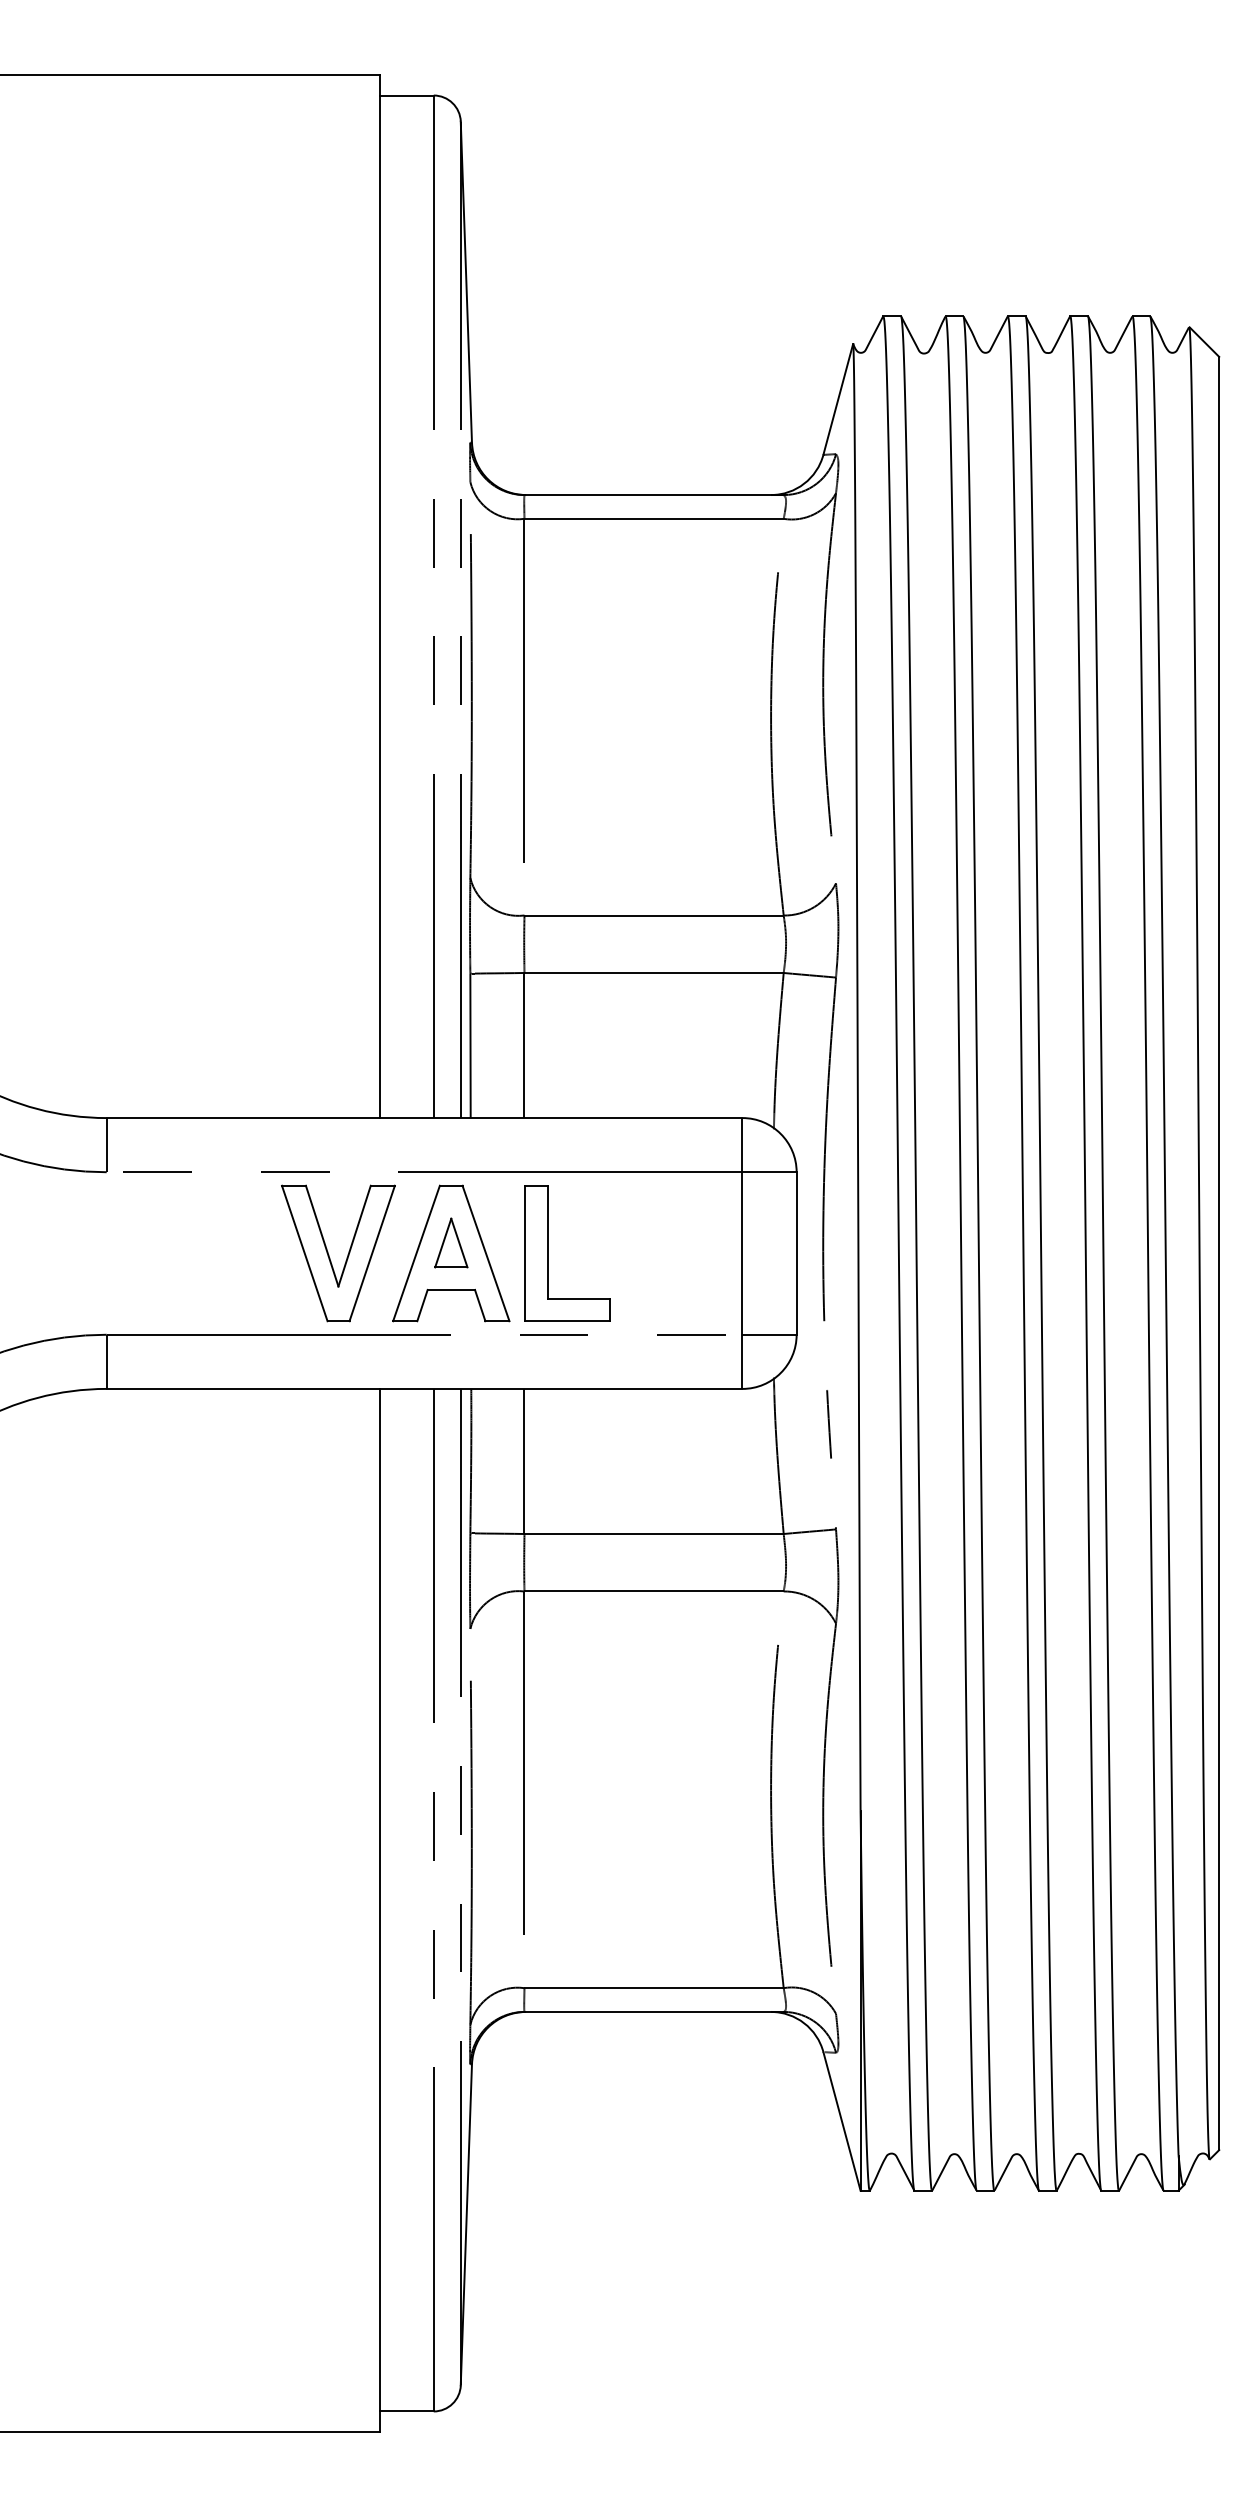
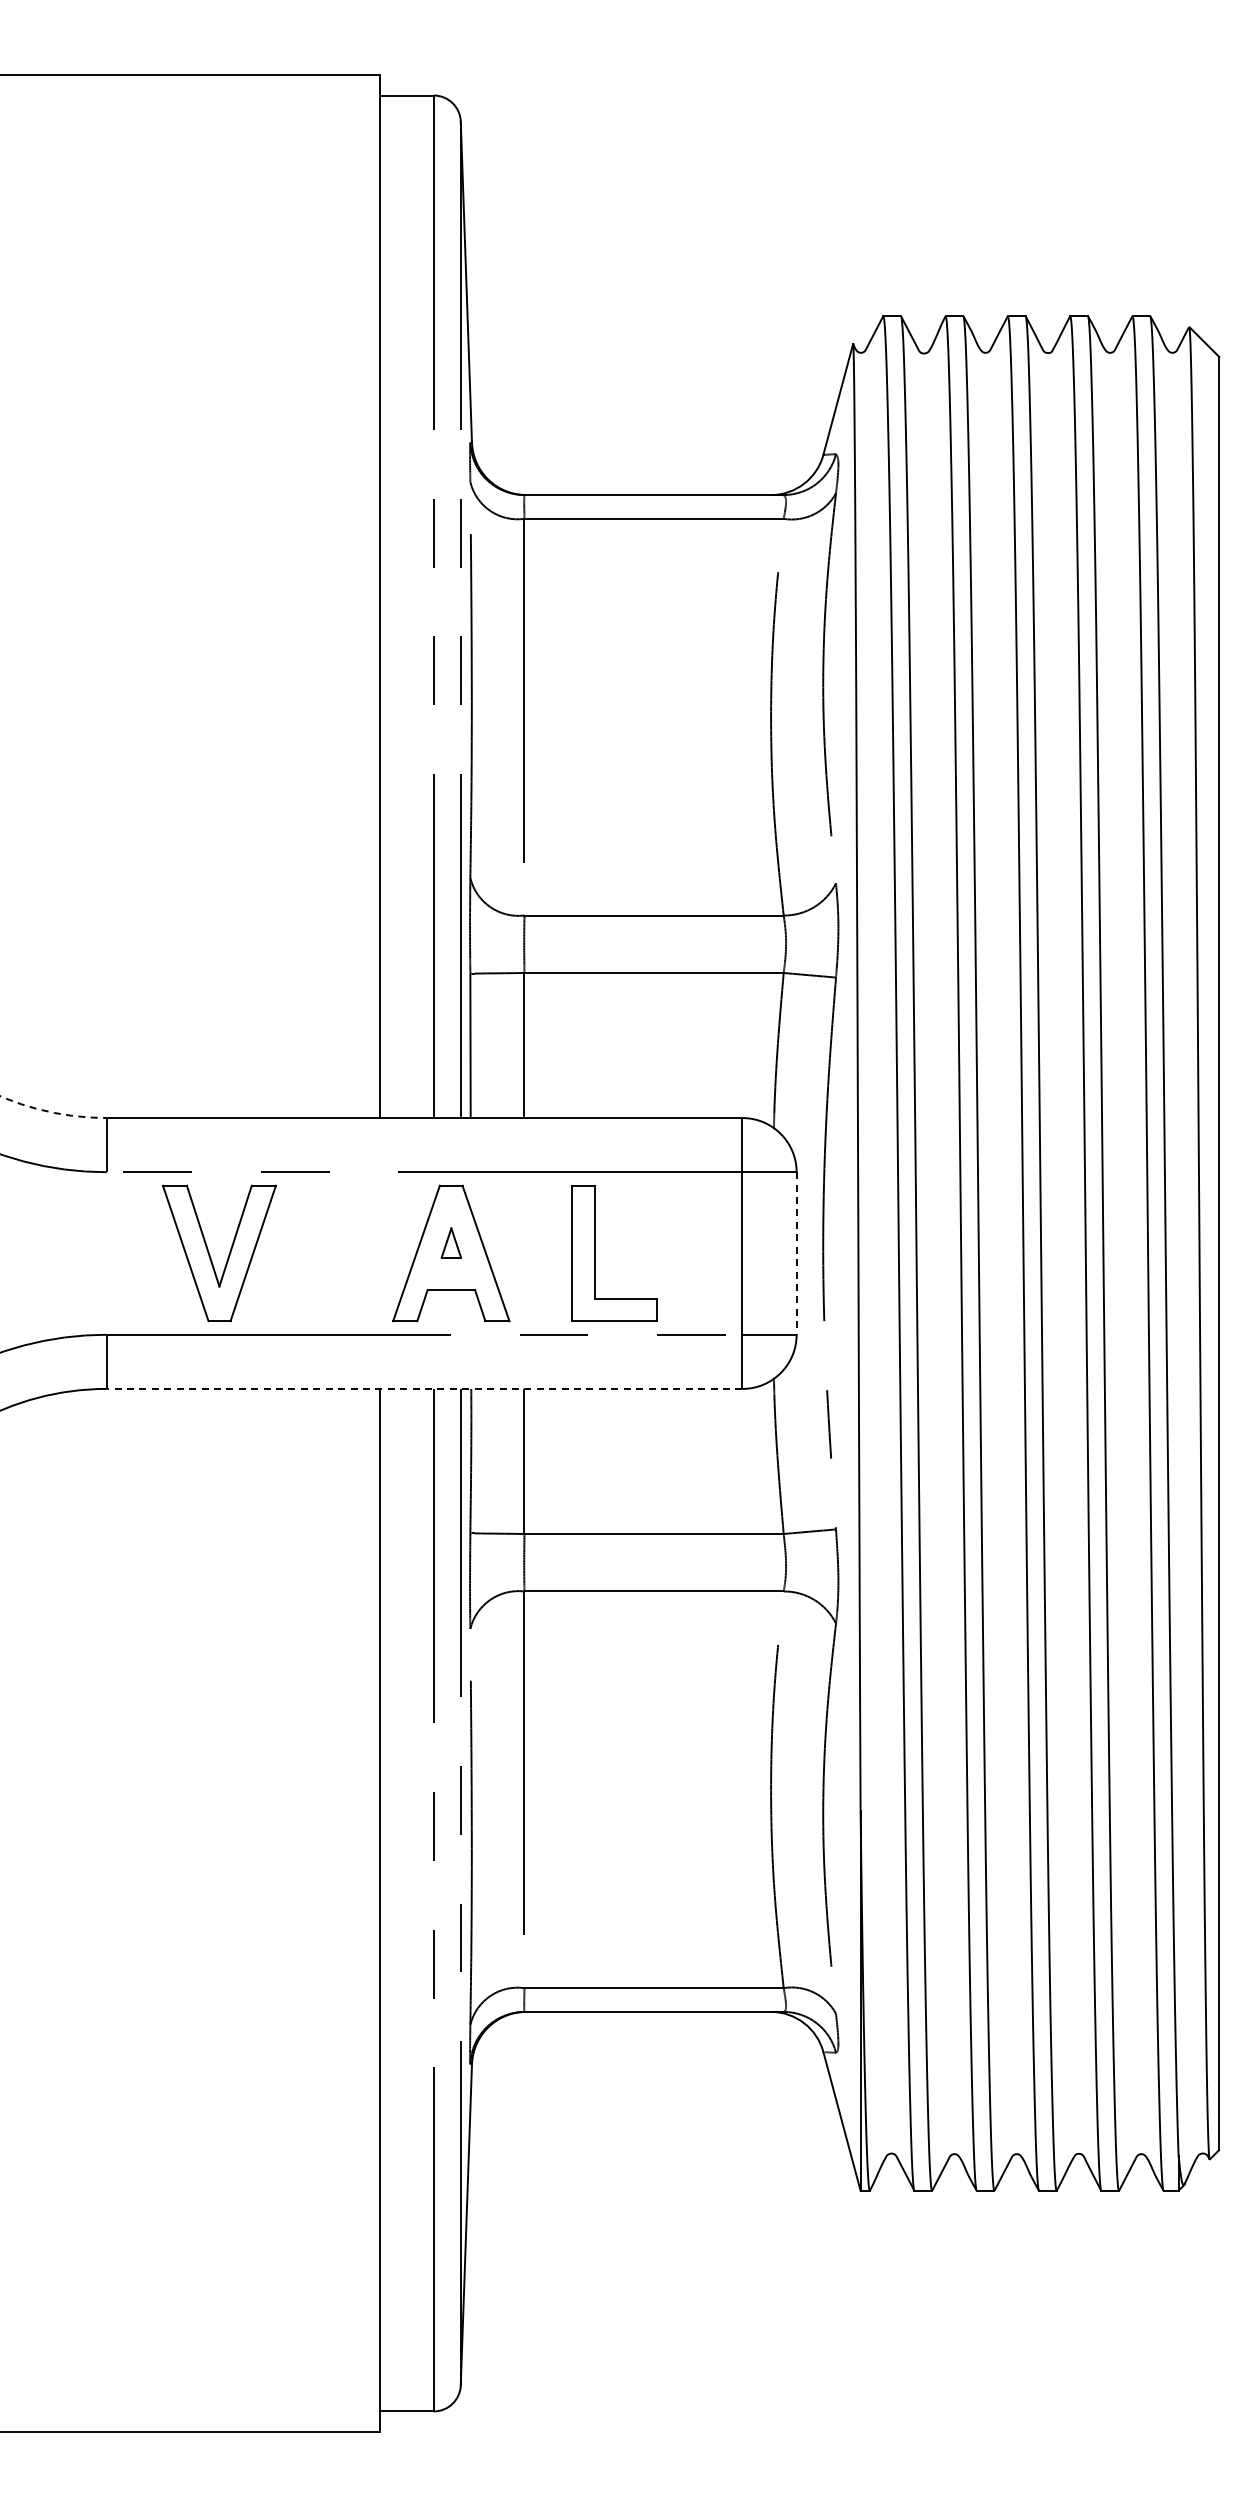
arc: solid -> dashed (52, 1112)
part size: 35x52 px -> 22x32 px (450, 1242)
part position: (548, 1253) -> (595, 1253) (595, 1253)
line: solid -> dashed (796, 1253)
part position: (346, 1257) -> (227, 1257) (227, 1257)
line: solid -> dashed (424, 1388)
